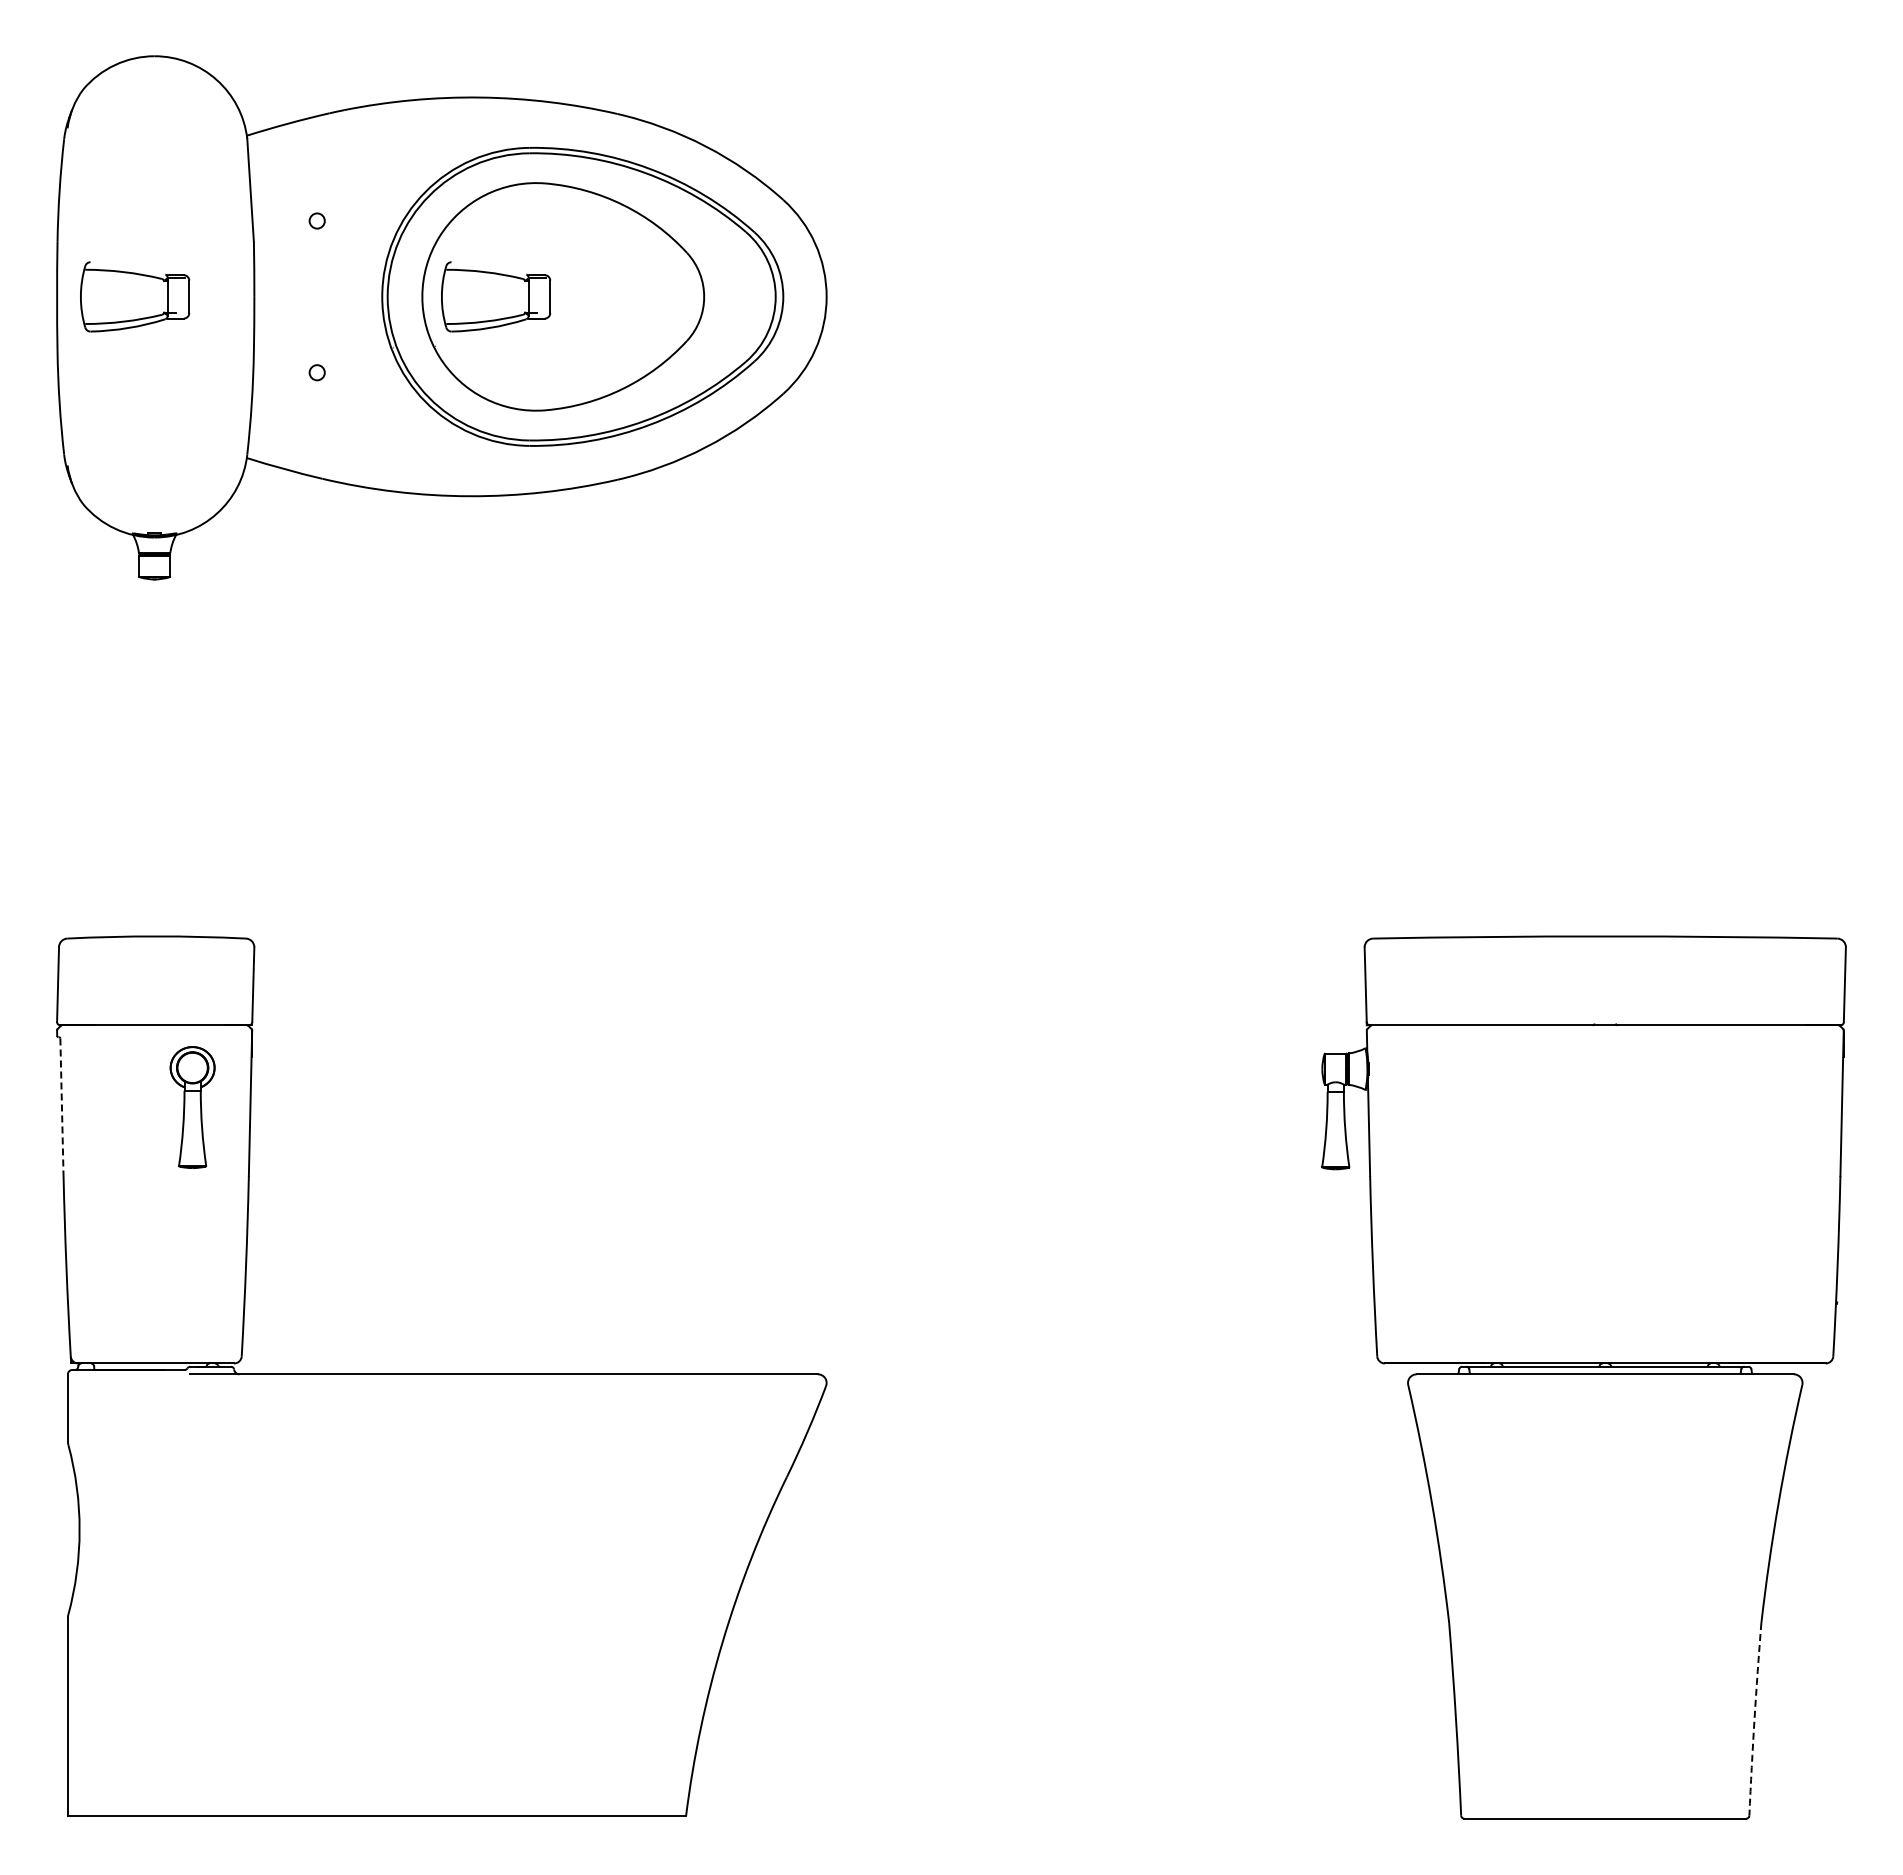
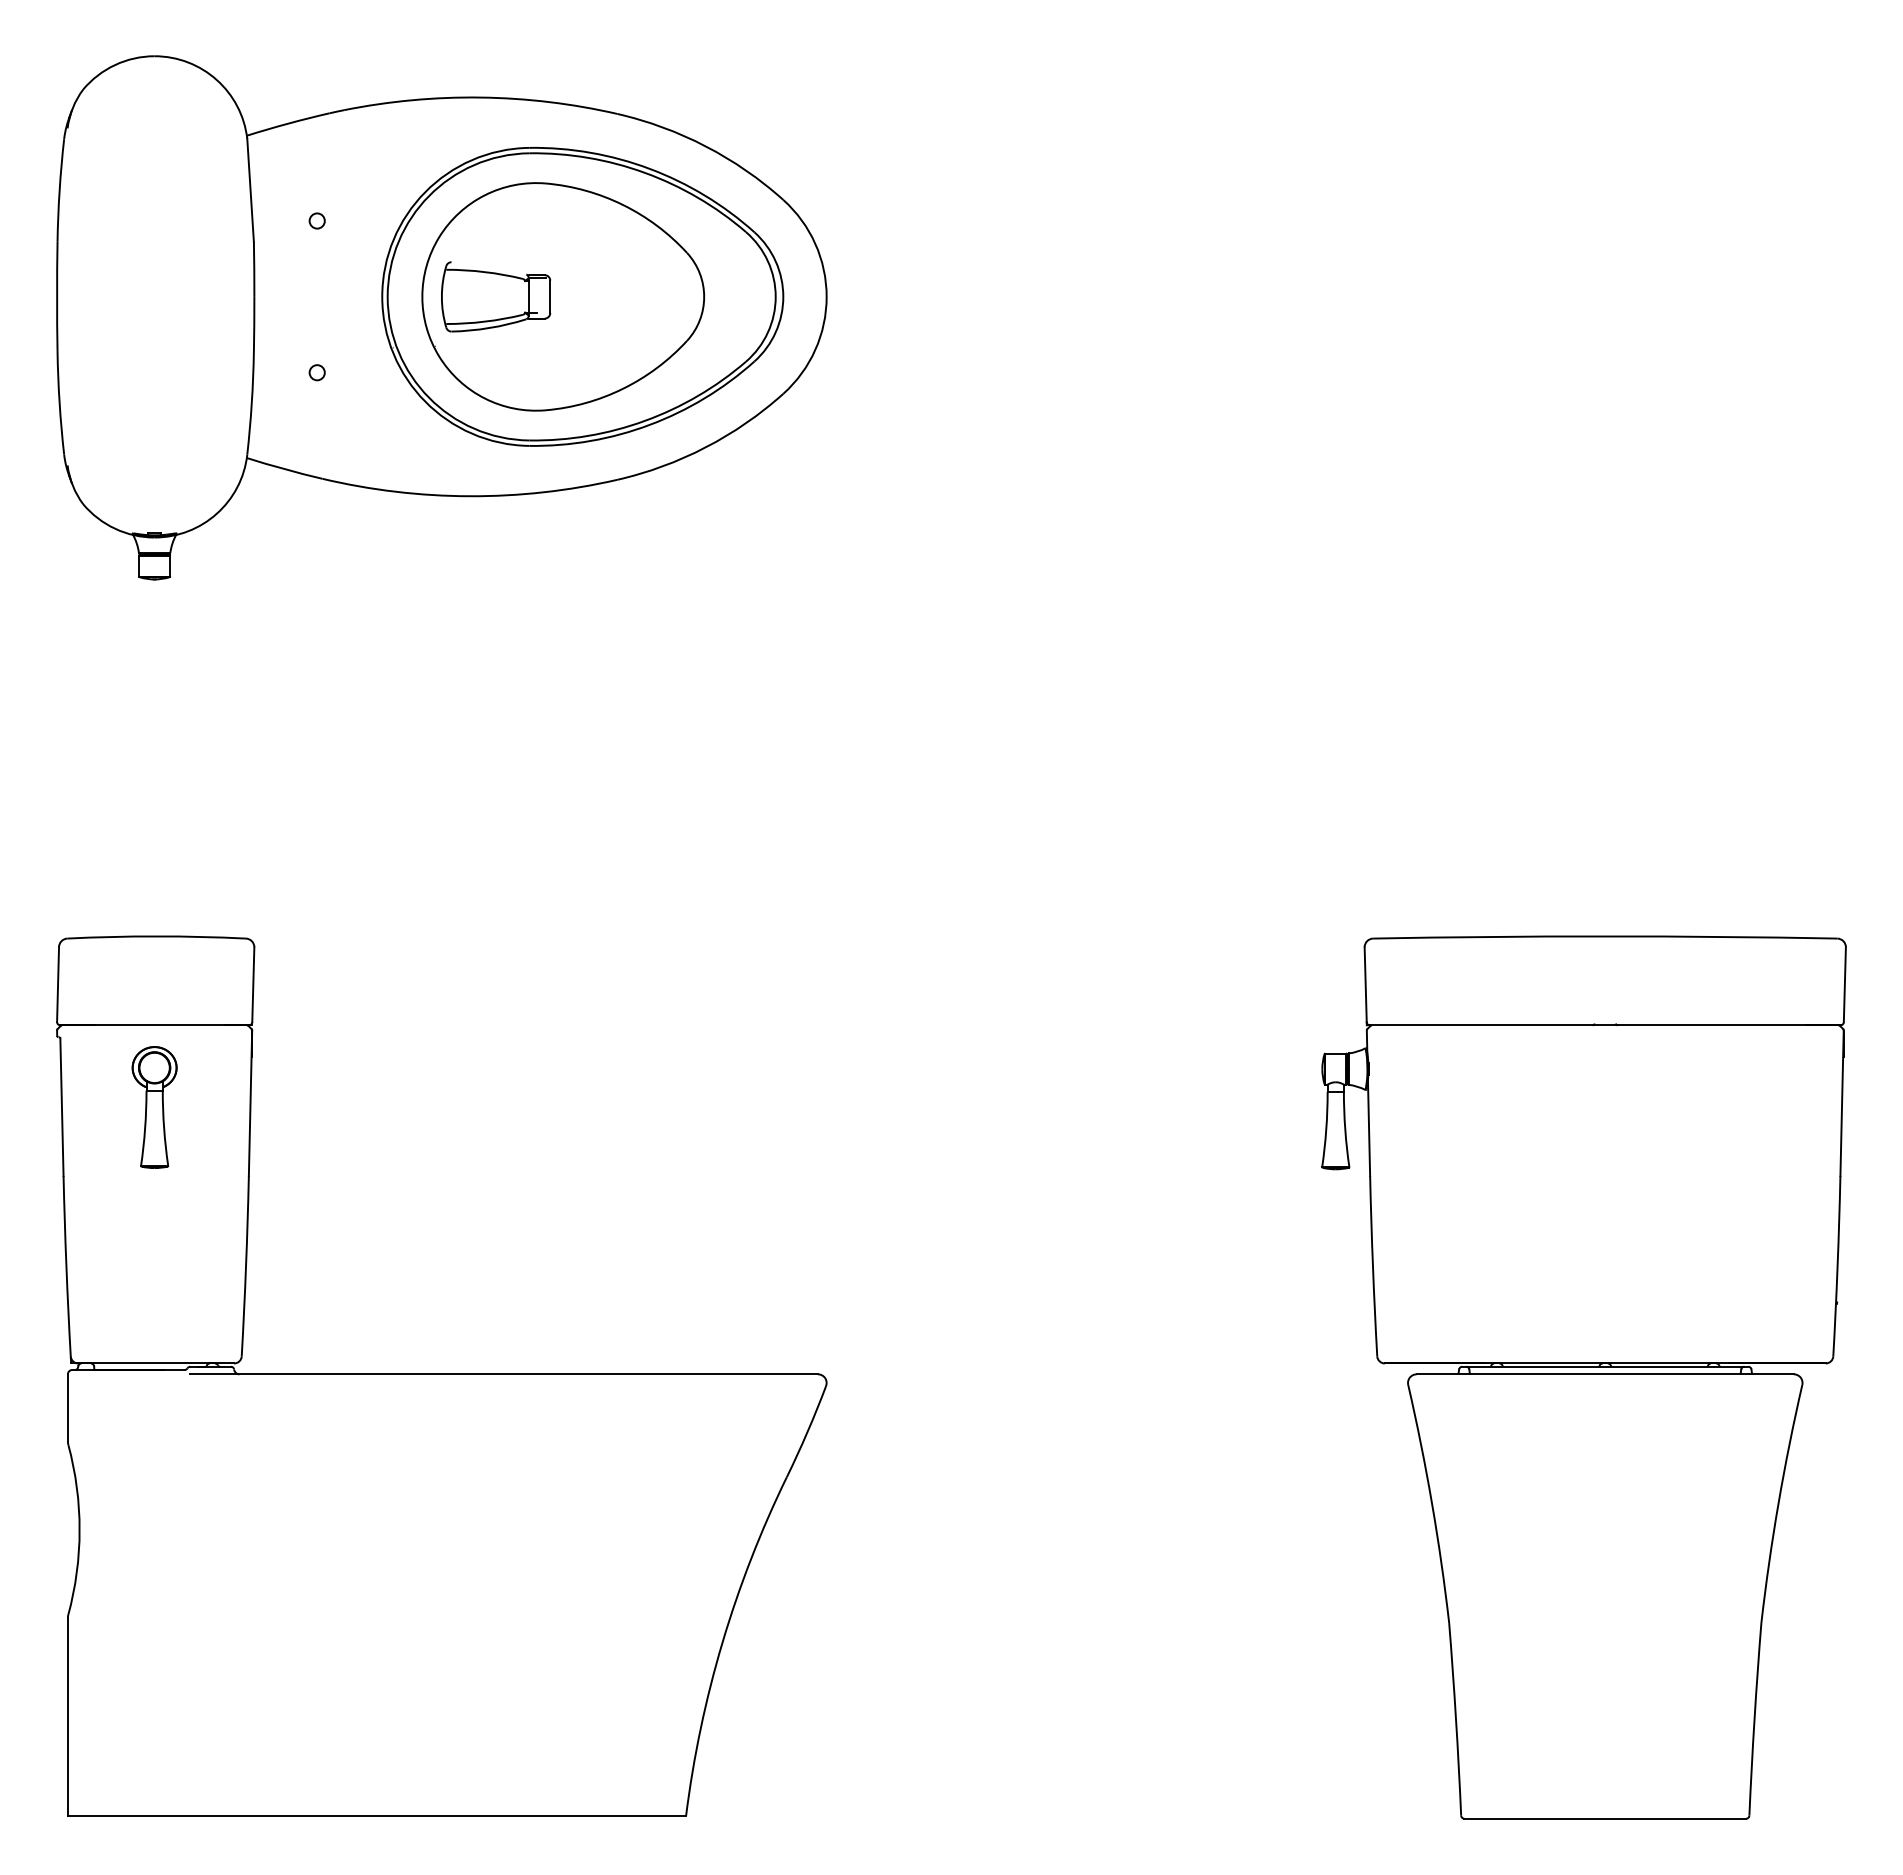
part: present -> none (135, 296)
line: dashed -> solid (61, 1107)
part position: (192, 1107) -> (154, 1107) (154, 1107)
arc: dashed -> solid (1754, 1719)
